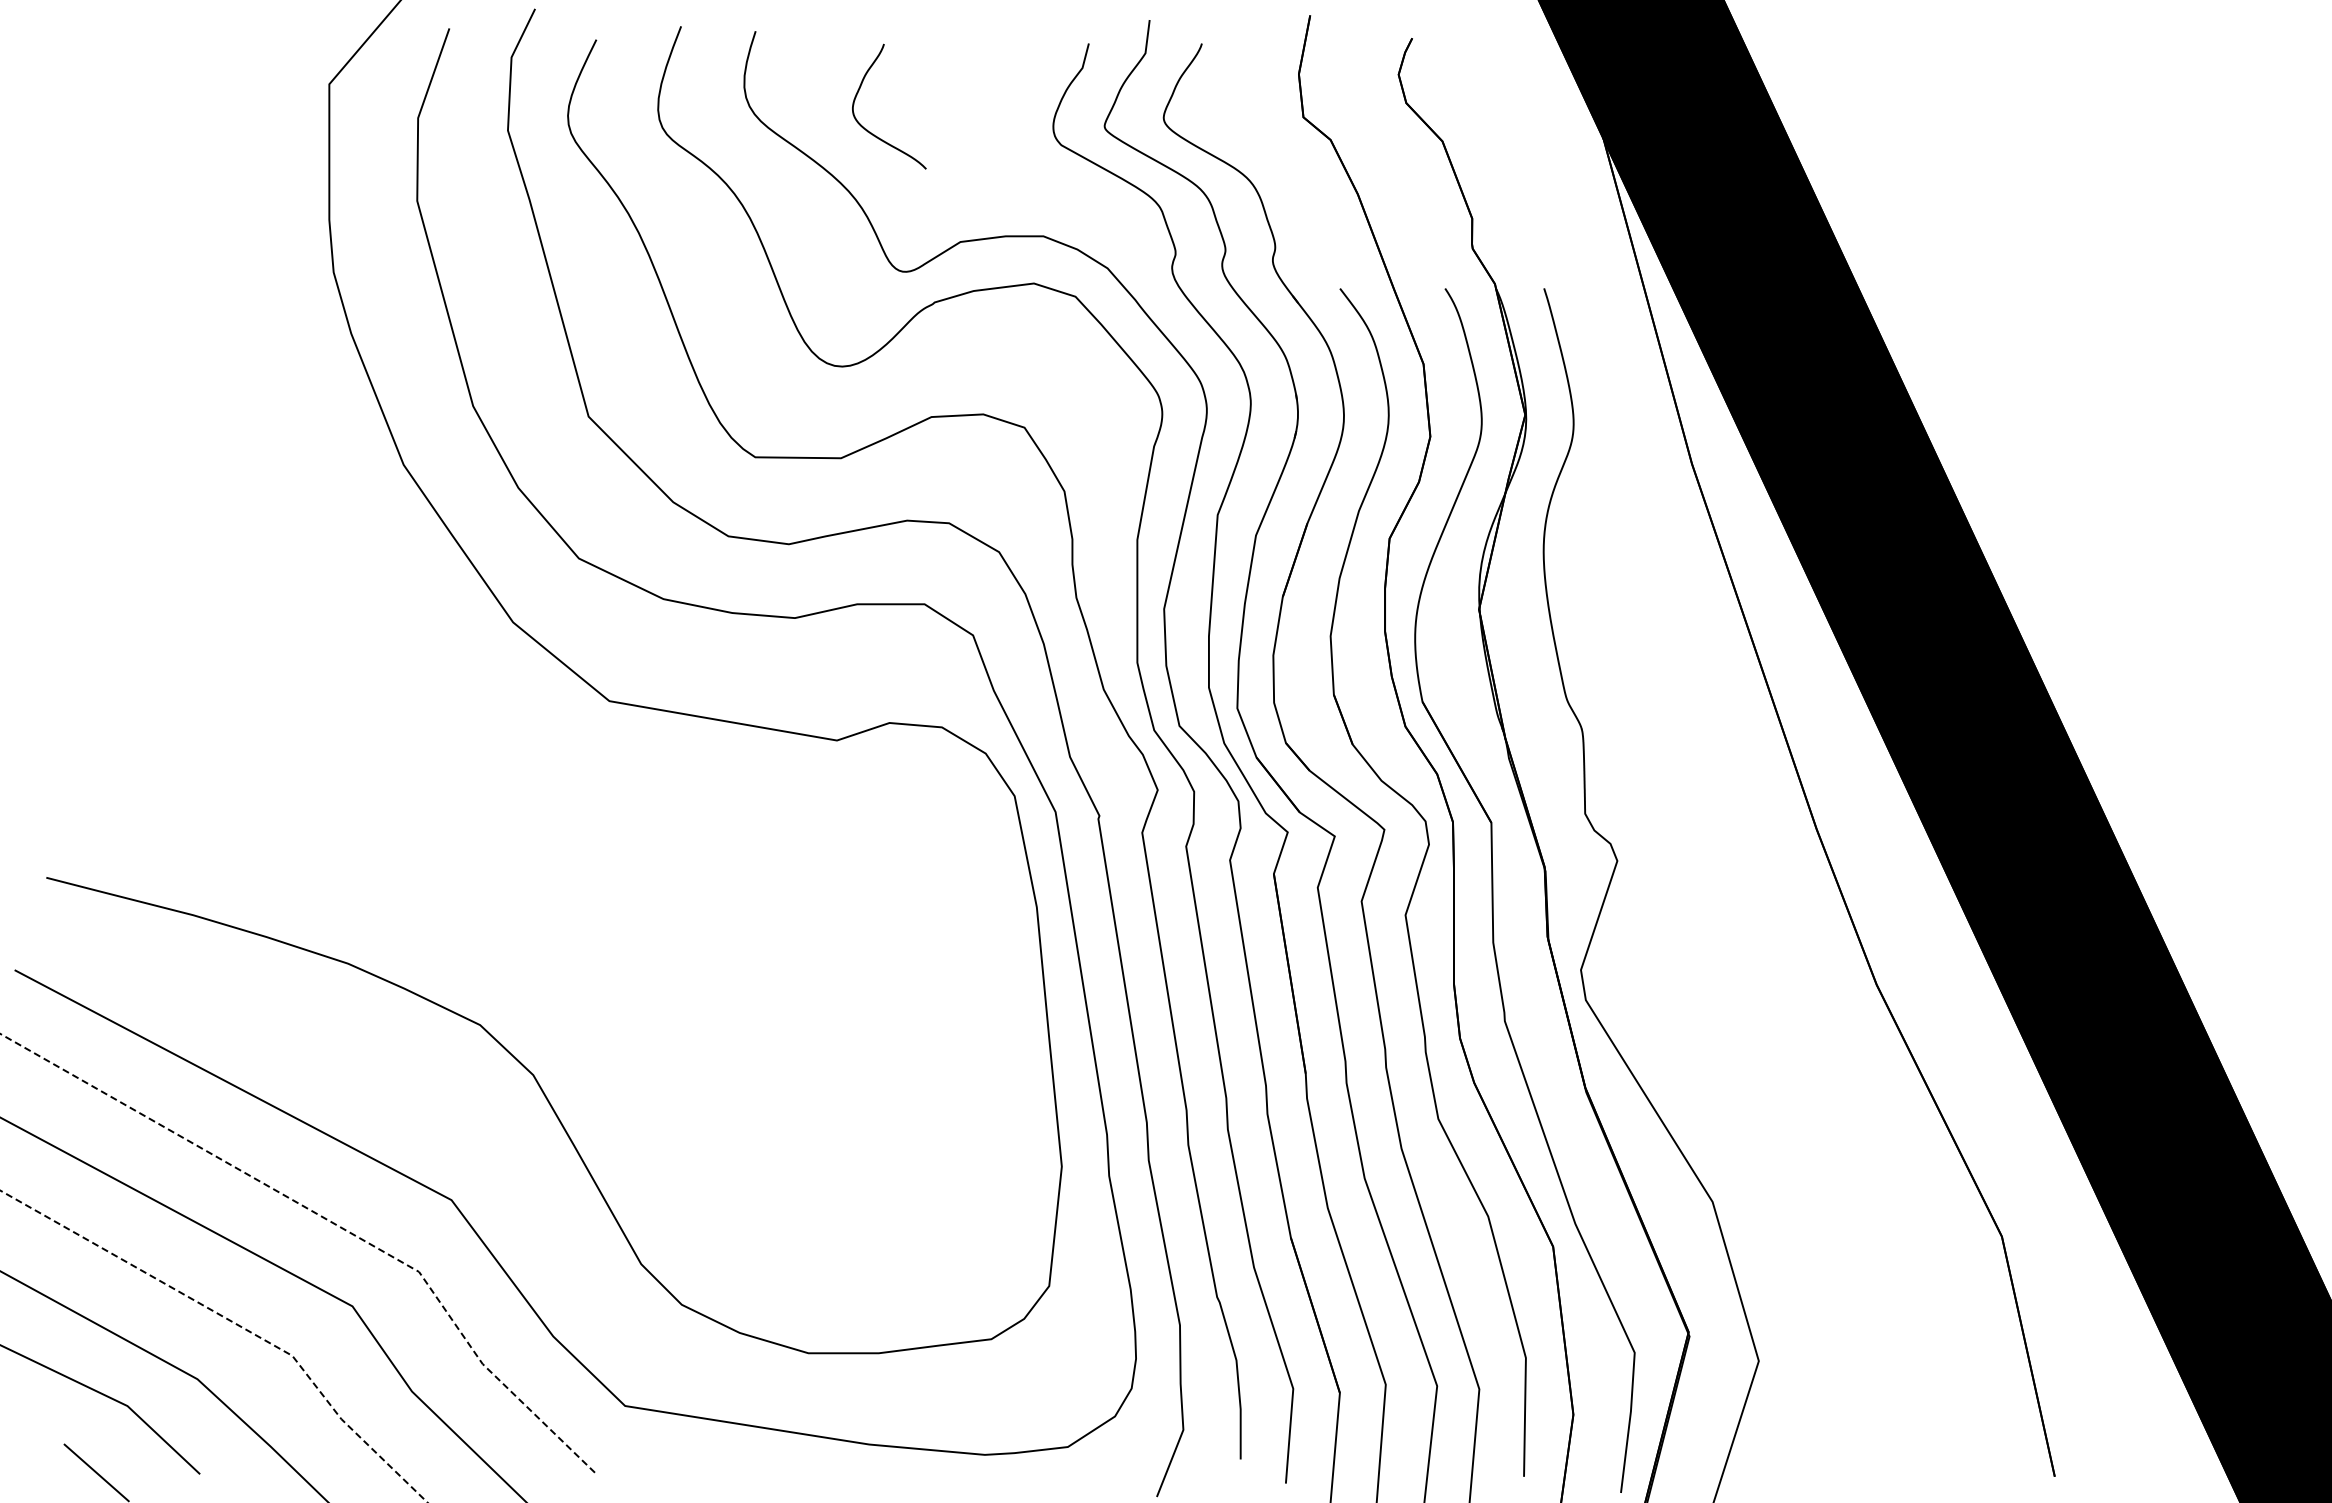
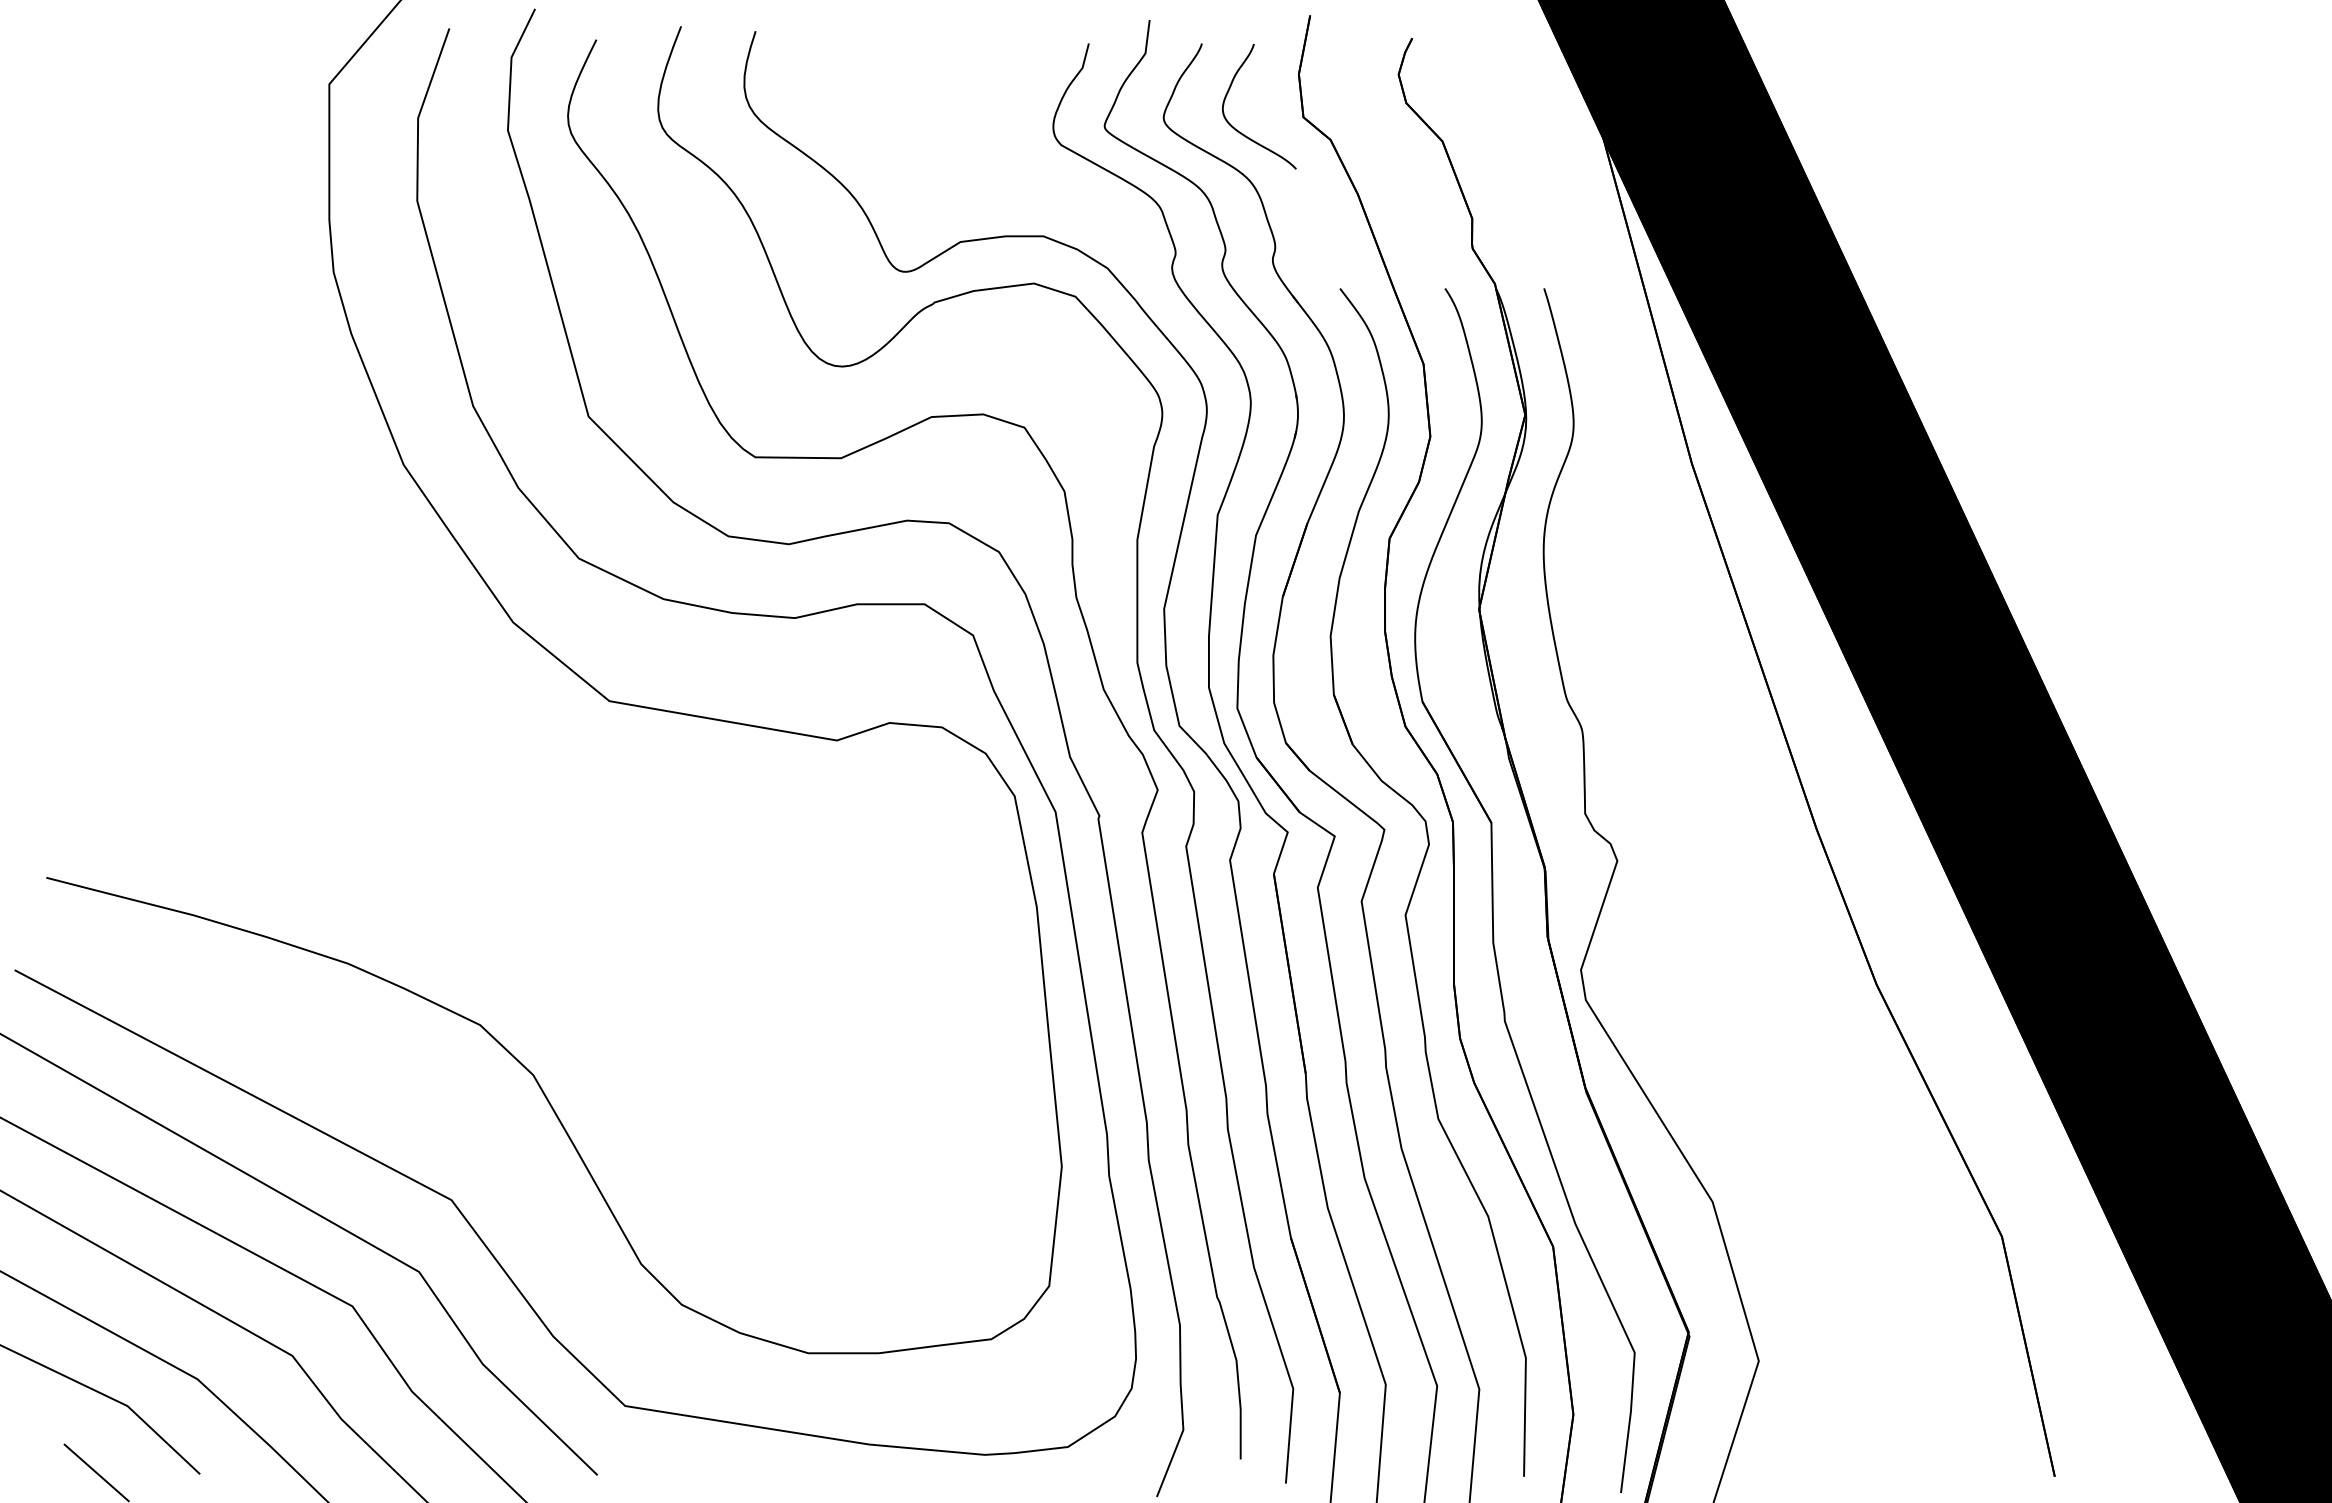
curve position: (873, 133) -> (1243, 133) (1243, 133)
line: dashed -> solid (328, 1220)
line: dashed -> solid (234, 1323)
